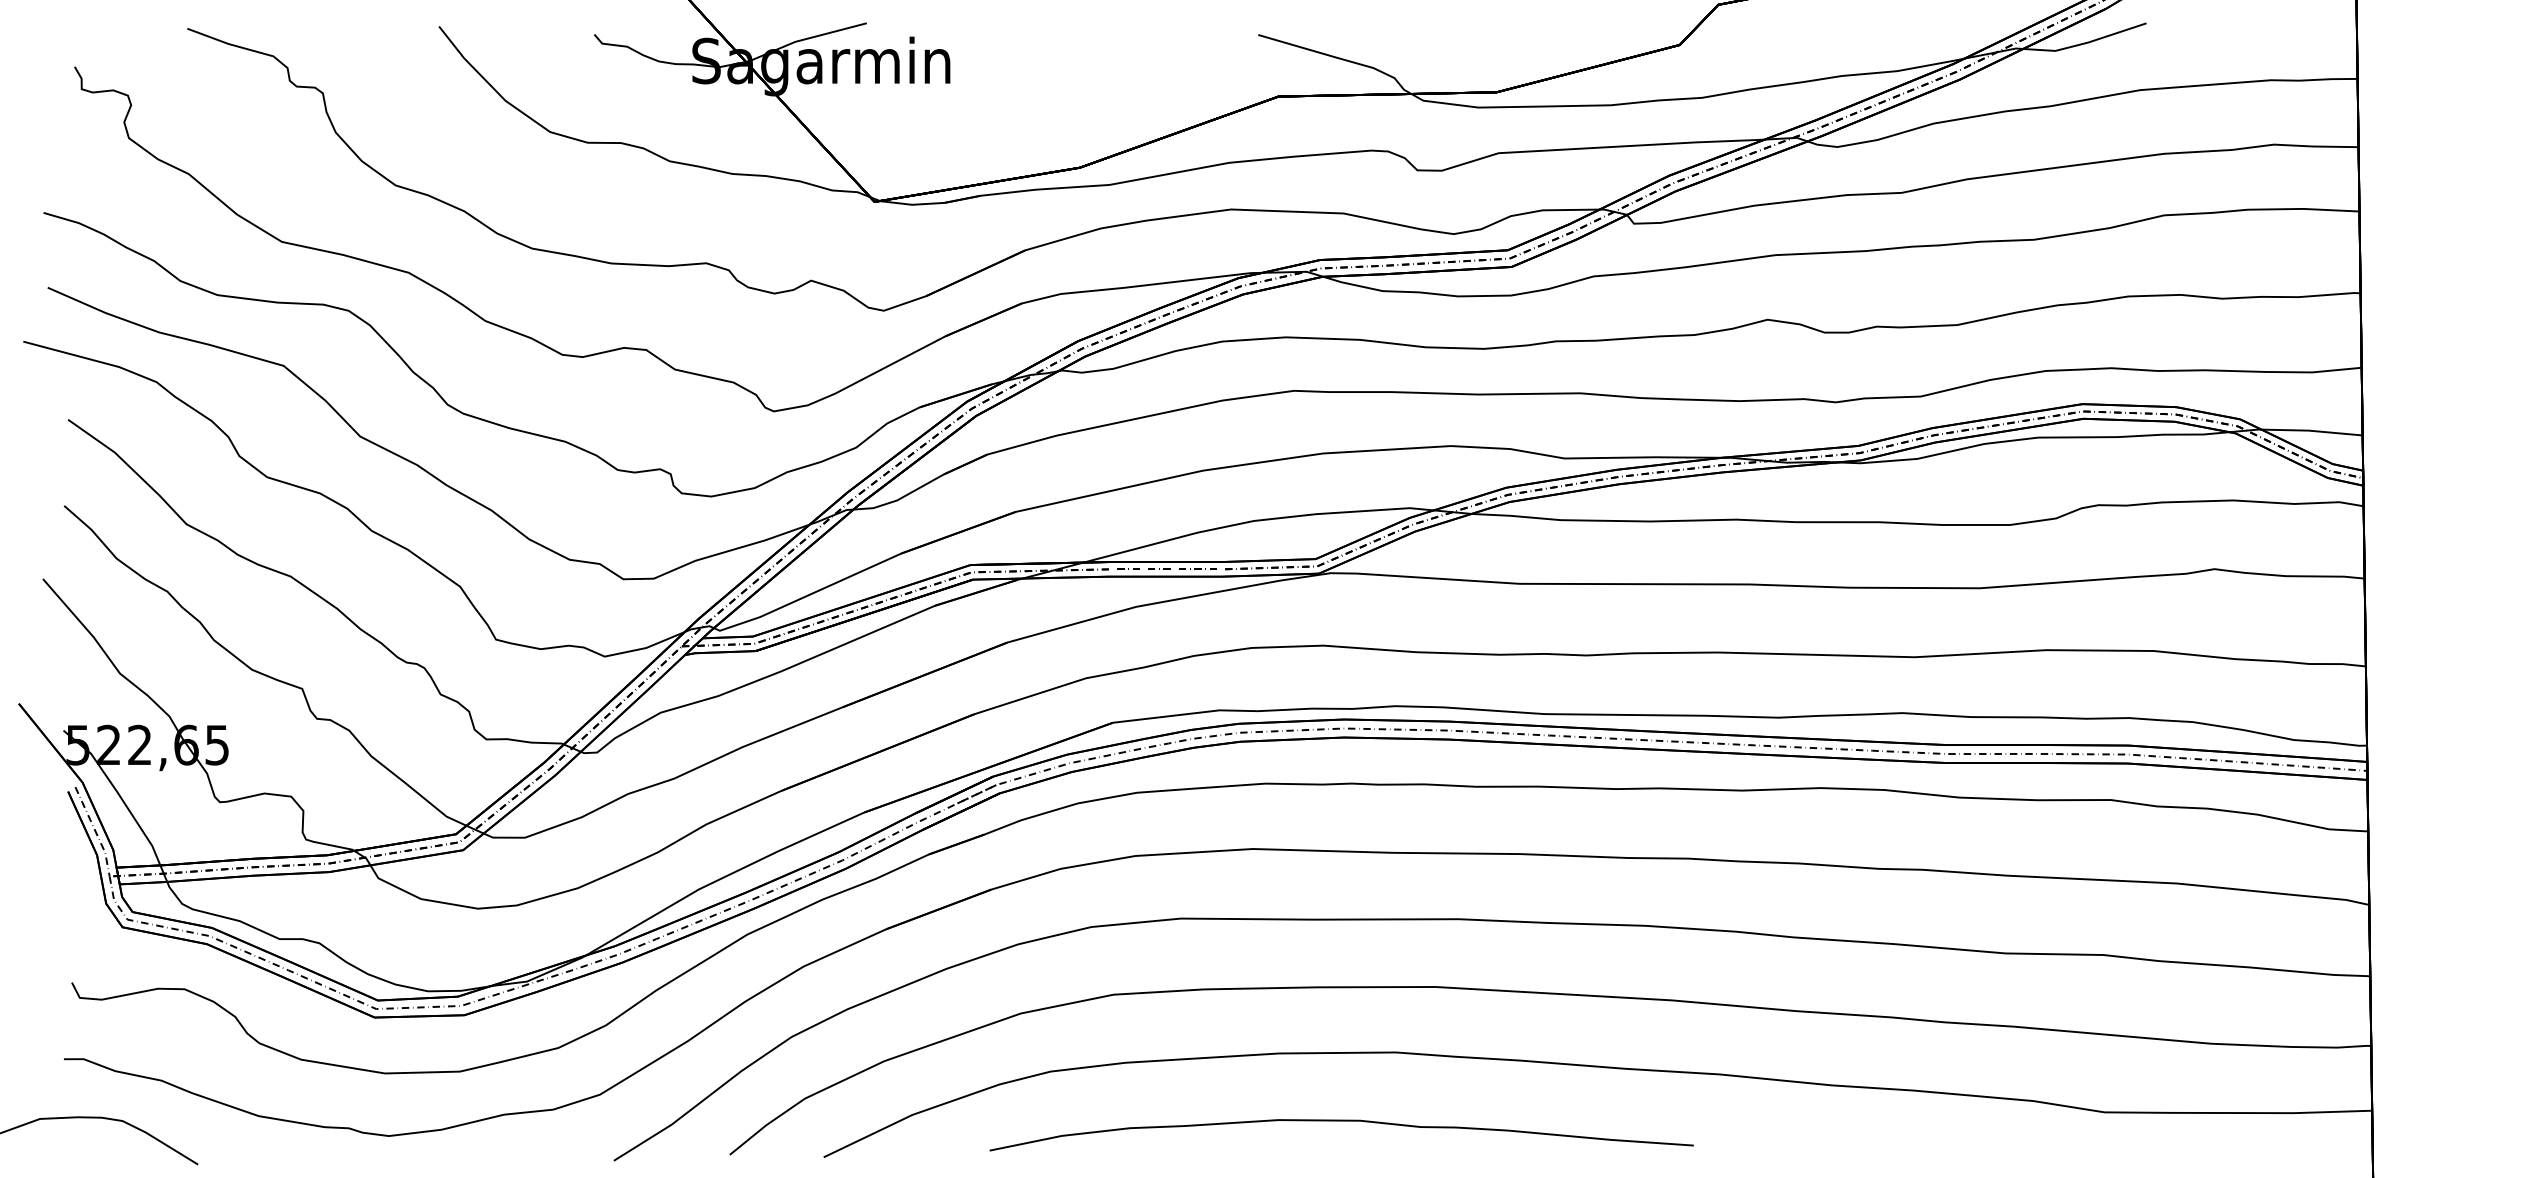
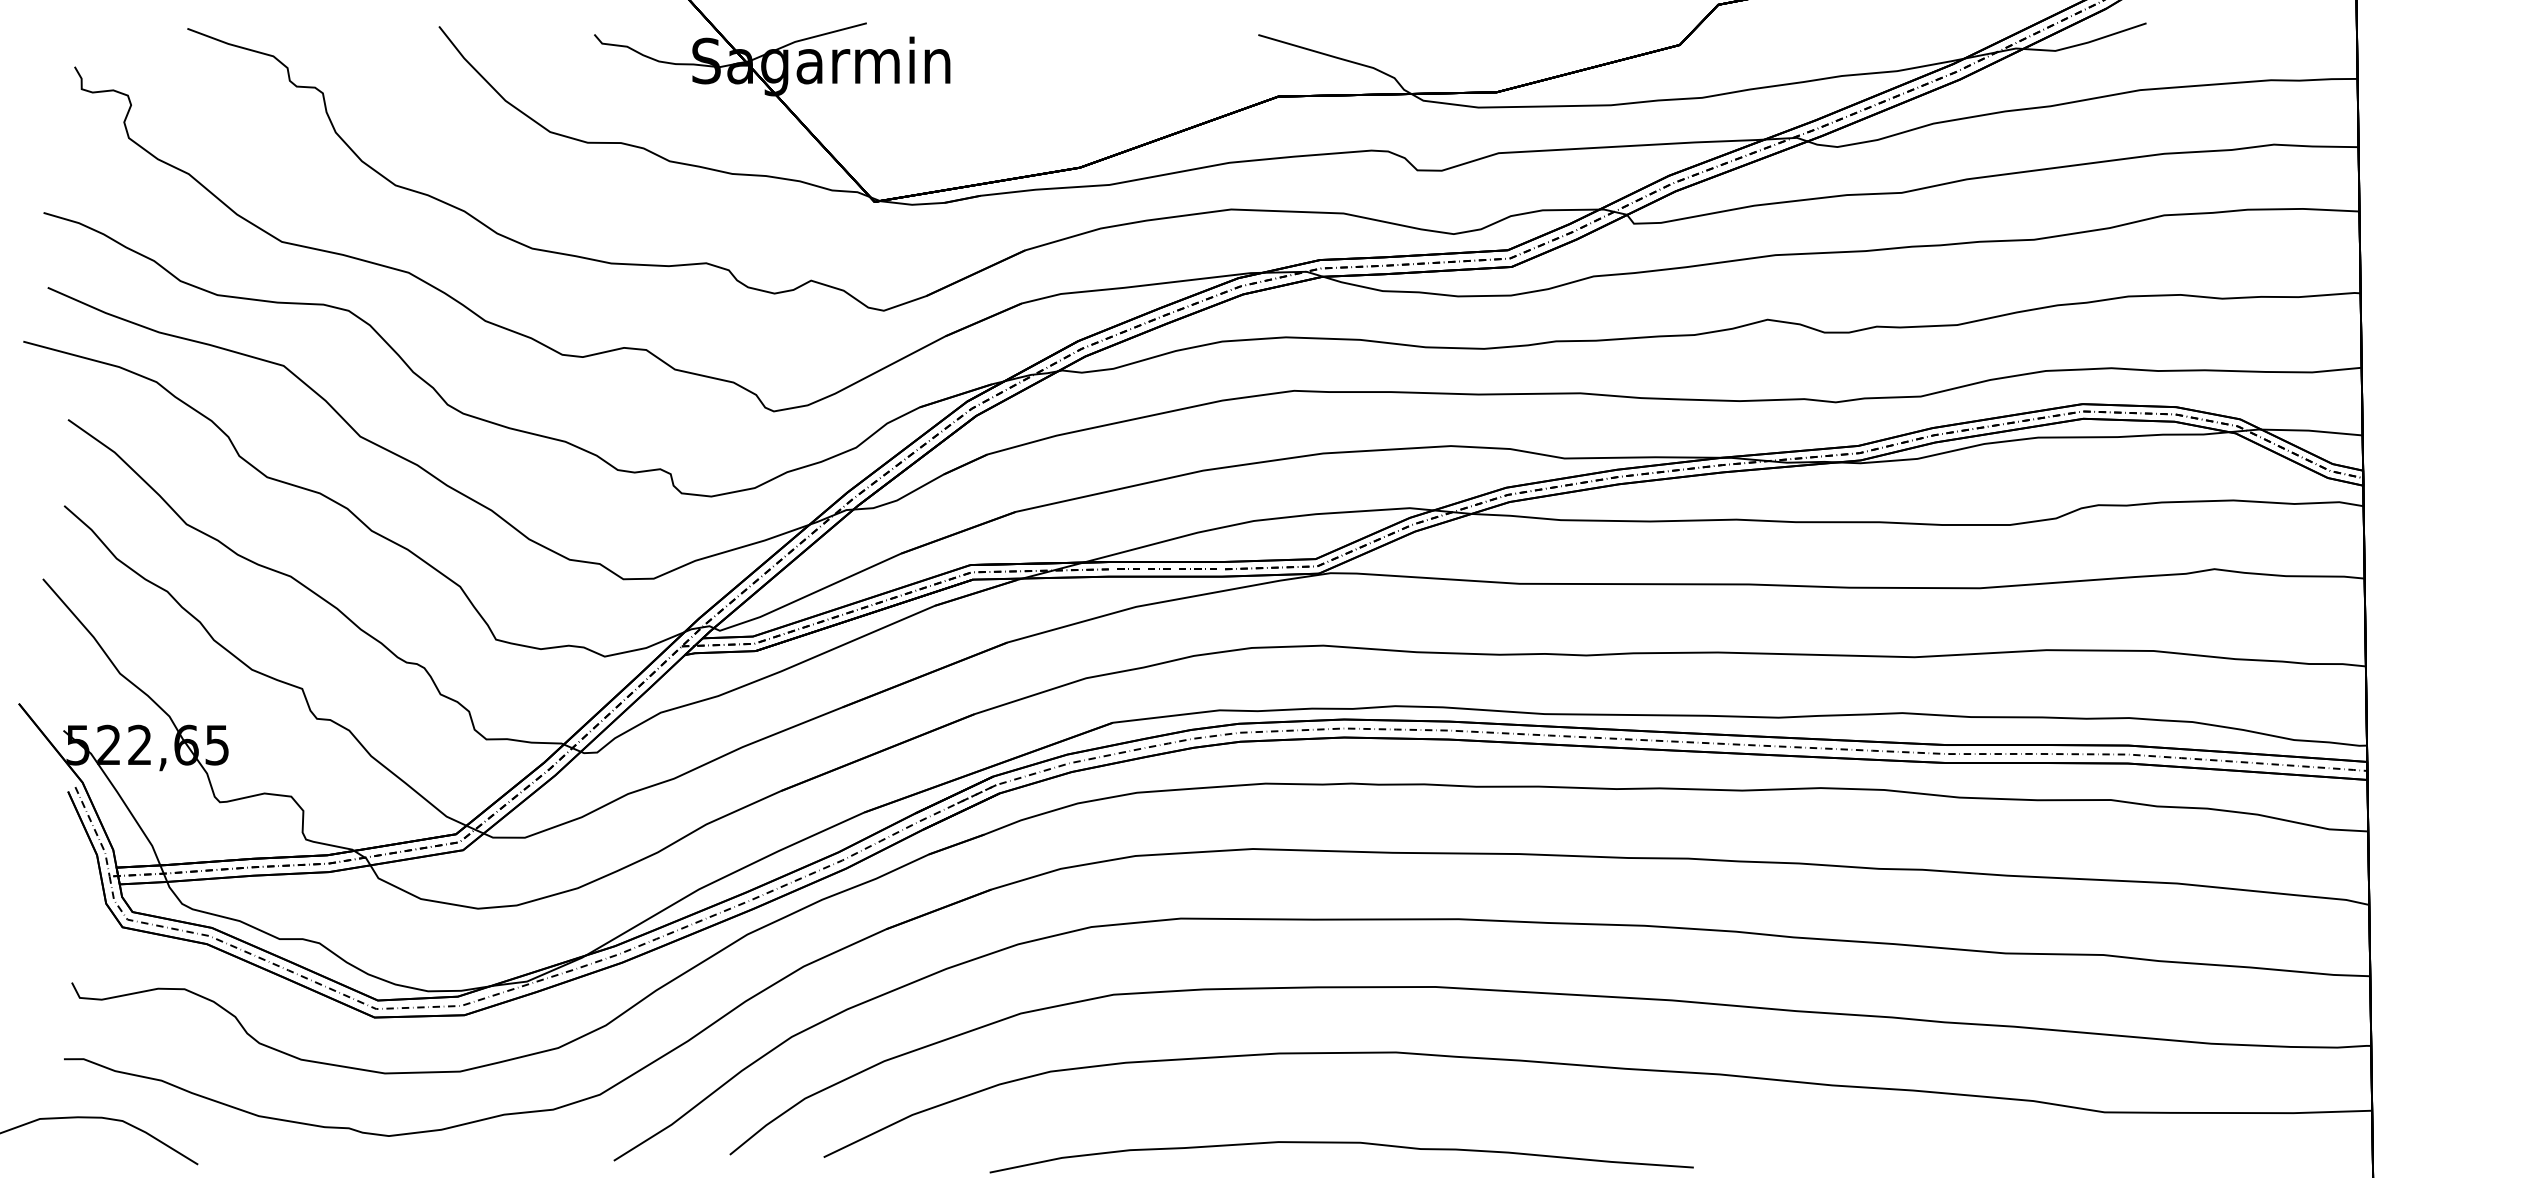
curve position: (1341, 1121) -> (1341, 1143) (1341, 1143)
